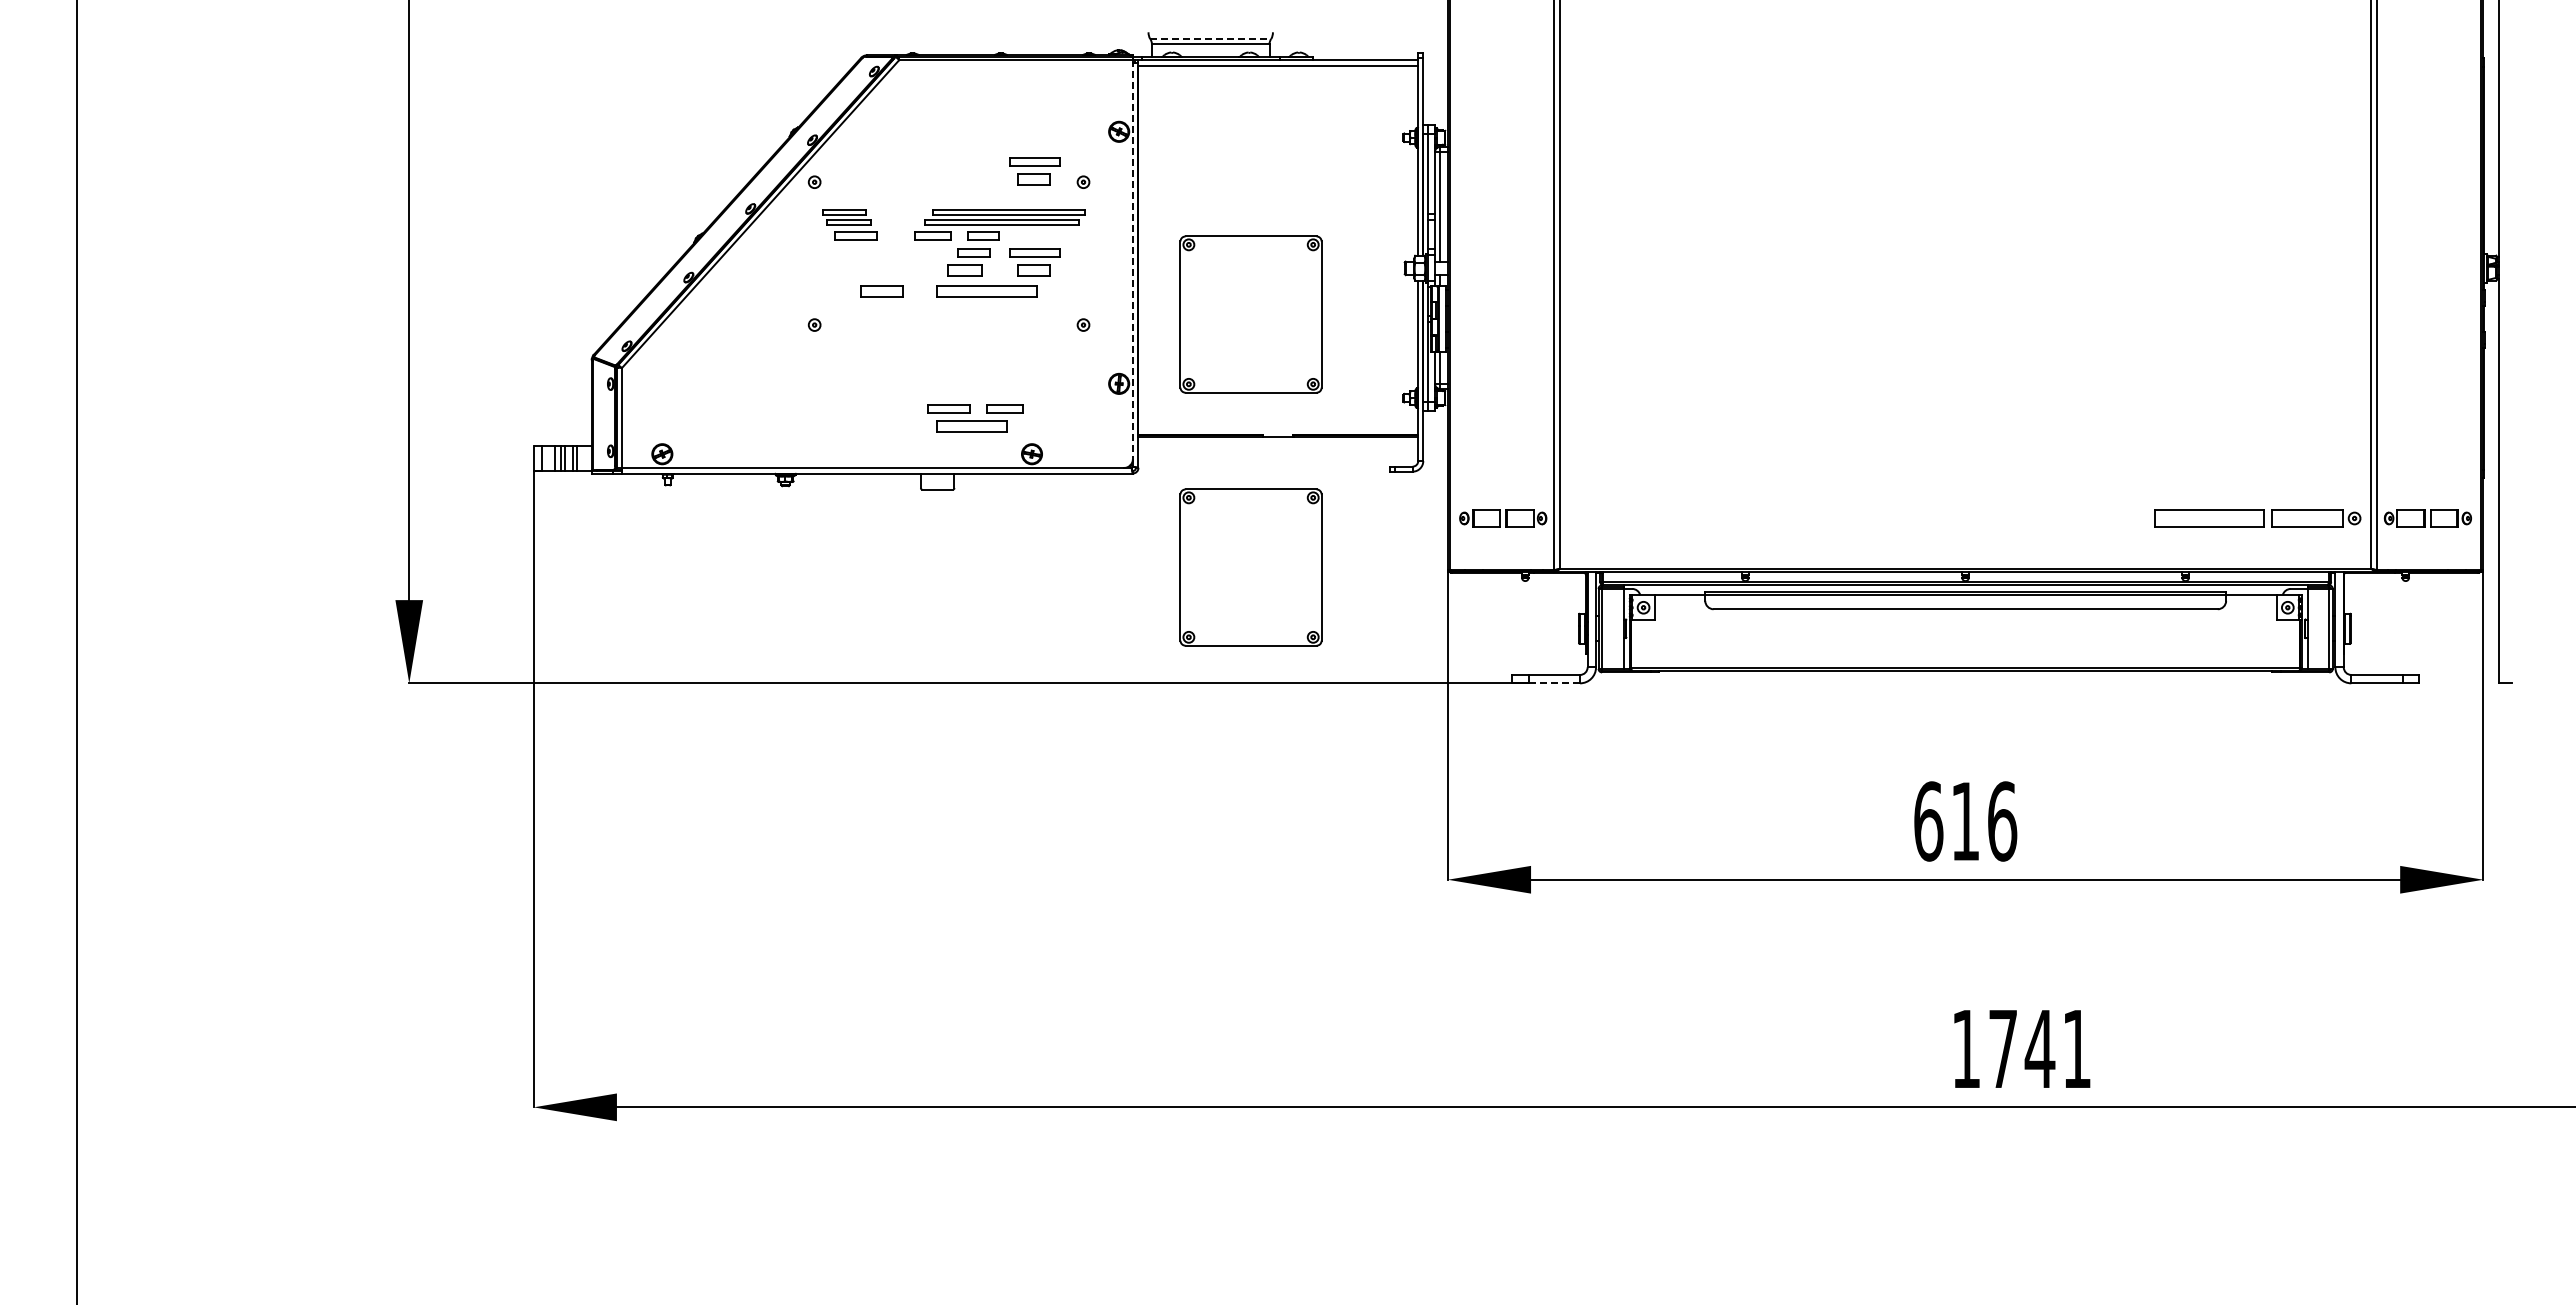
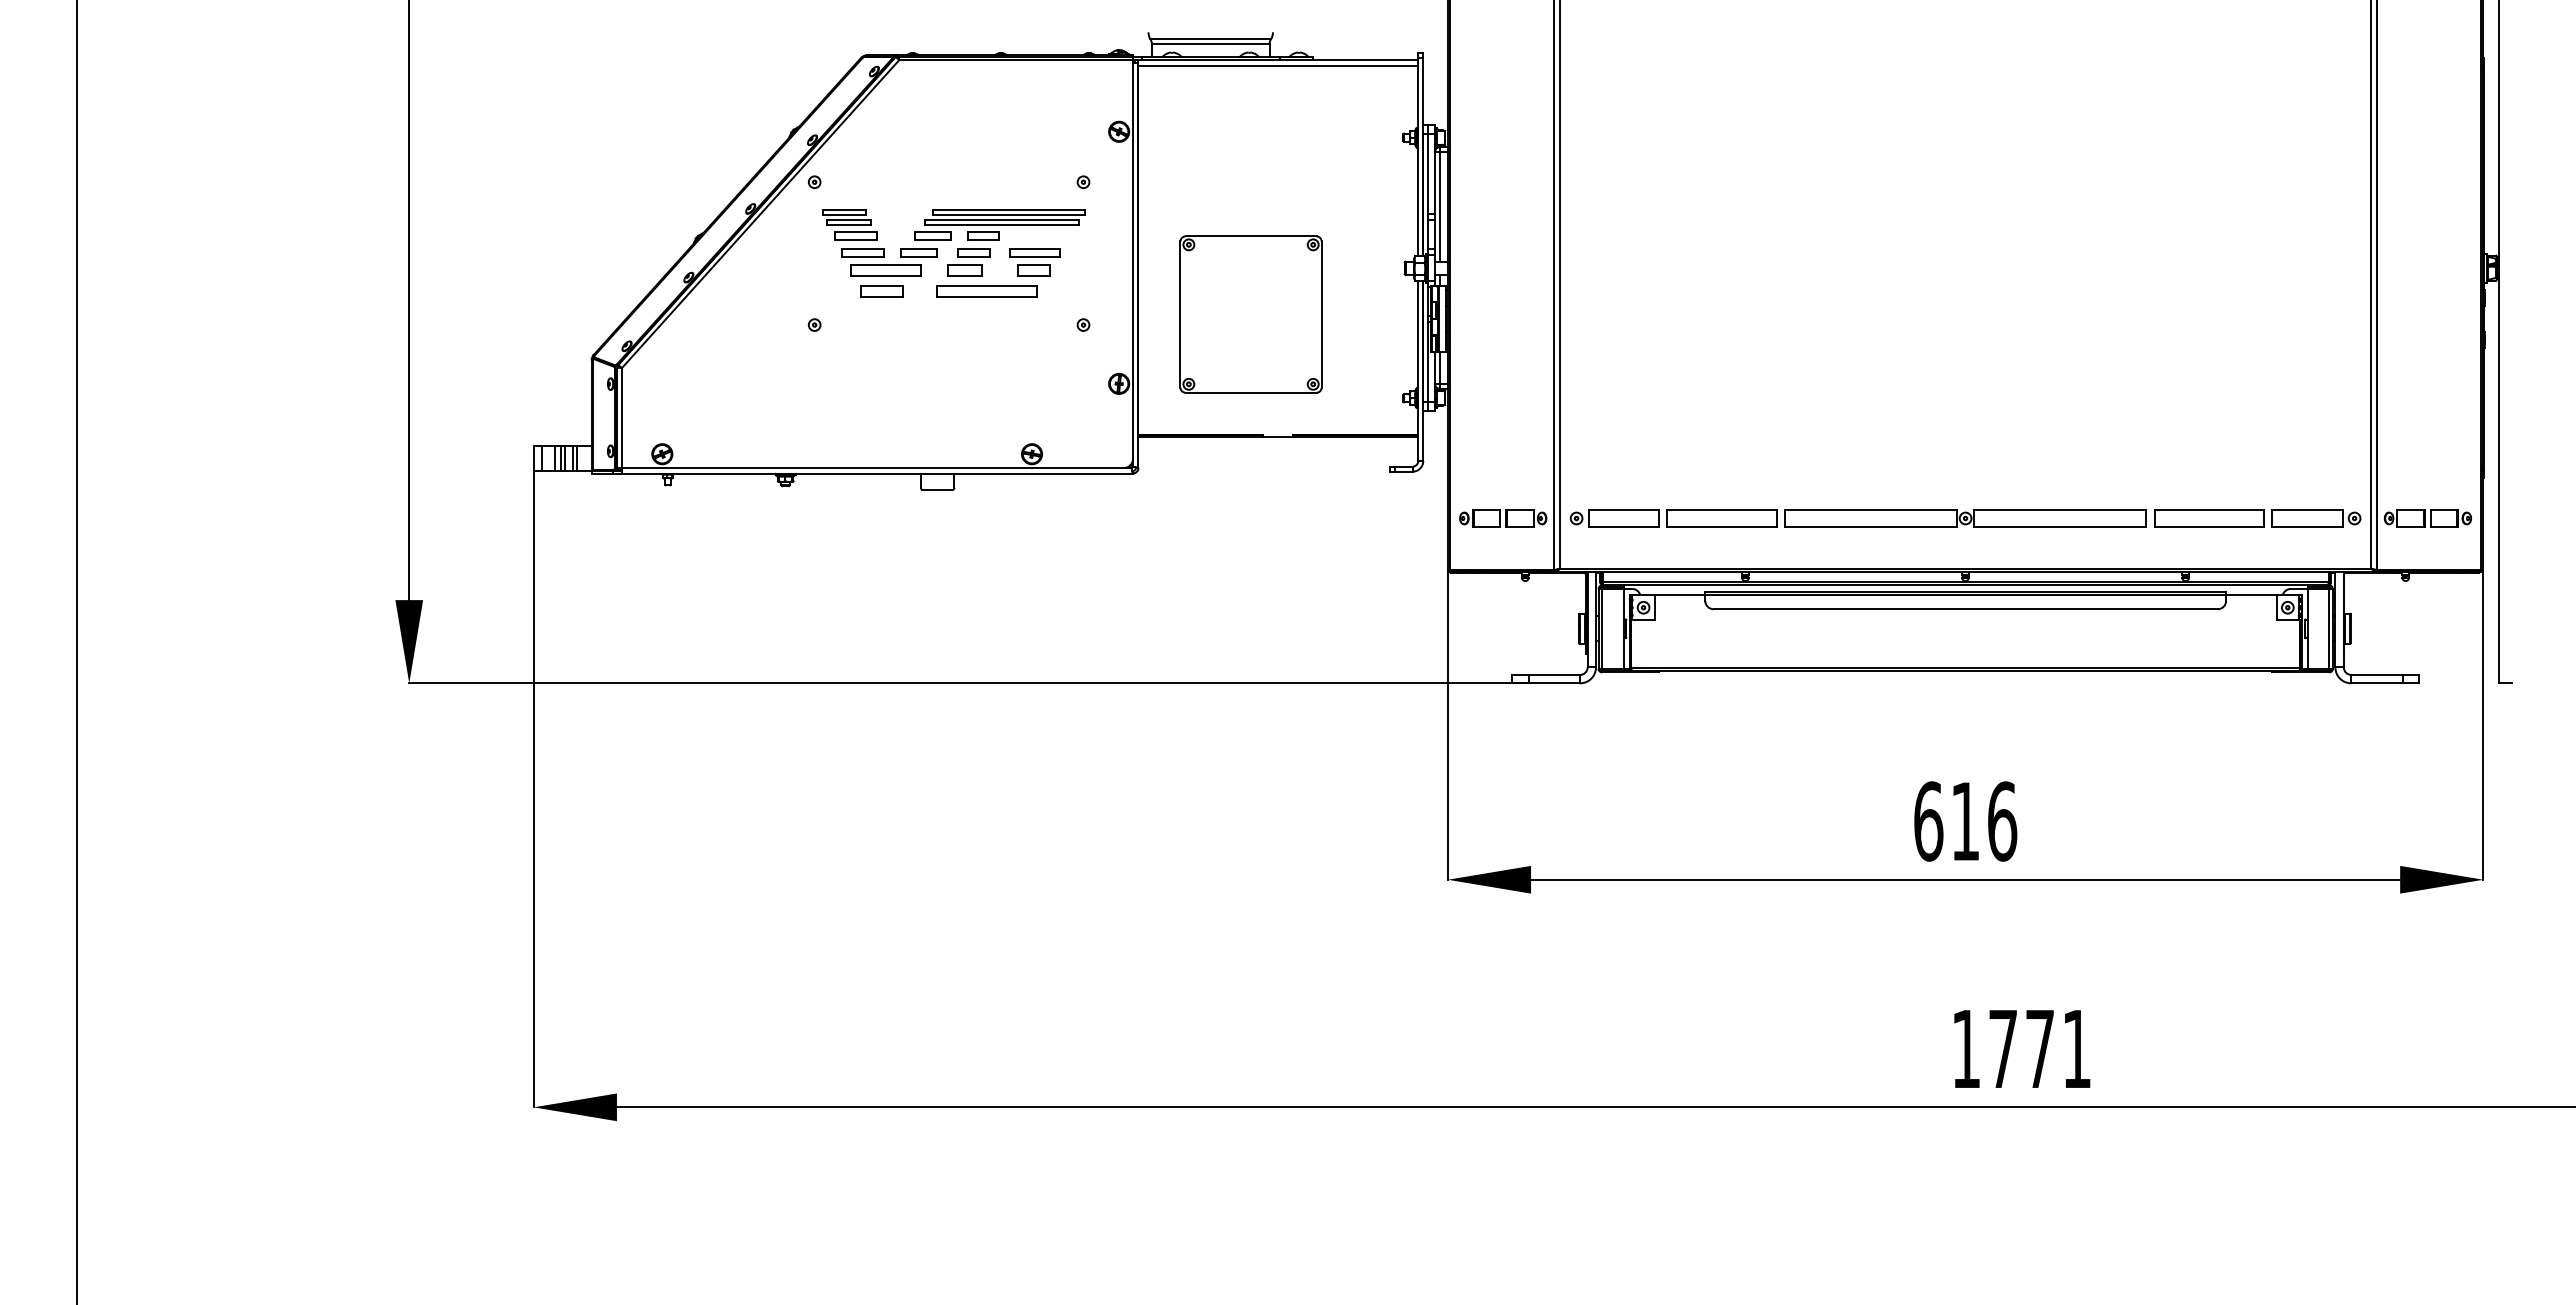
line: dashed -> solid (1211, 39)
part: present -> none (1034, 171)
line: dashed -> solid (1132, 259)
part position: (975, 418) -> (889, 262) (889, 262)
part: none -> present (1857, 518)
part: present -> none (1250, 567)
line: dashed -> solid (1554, 683)
text: 1741 -> 1771 (2039, 1048)
